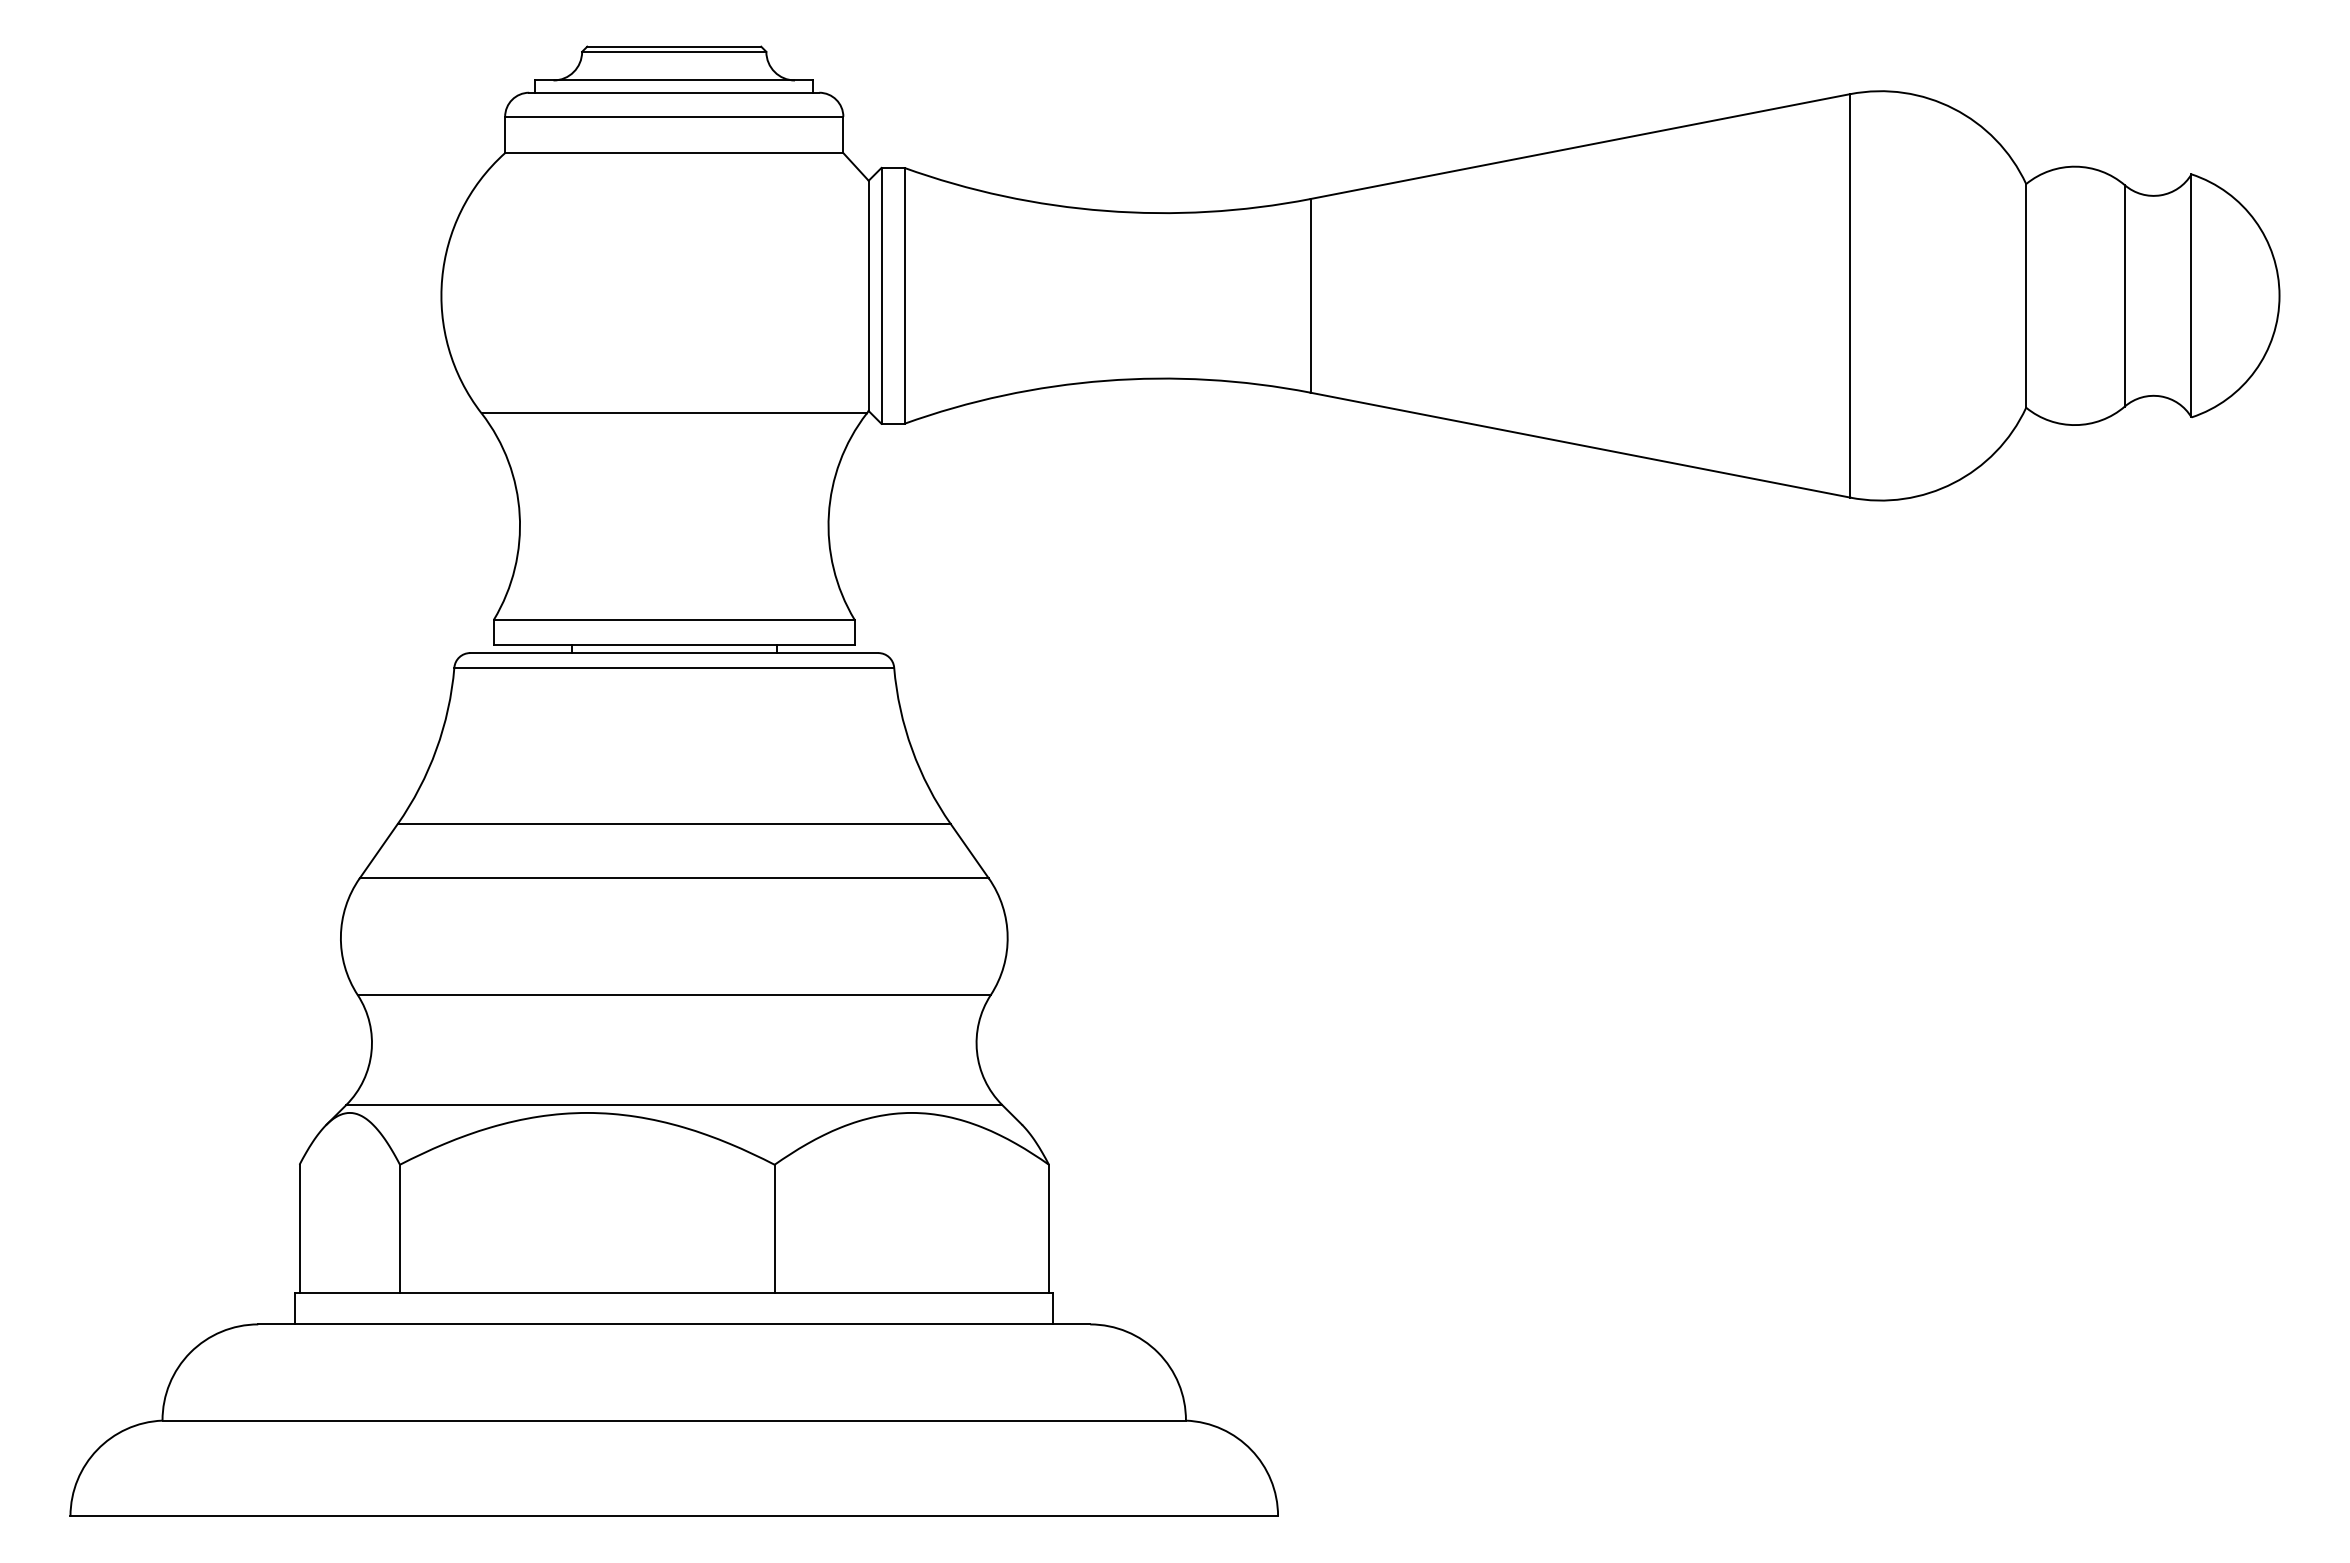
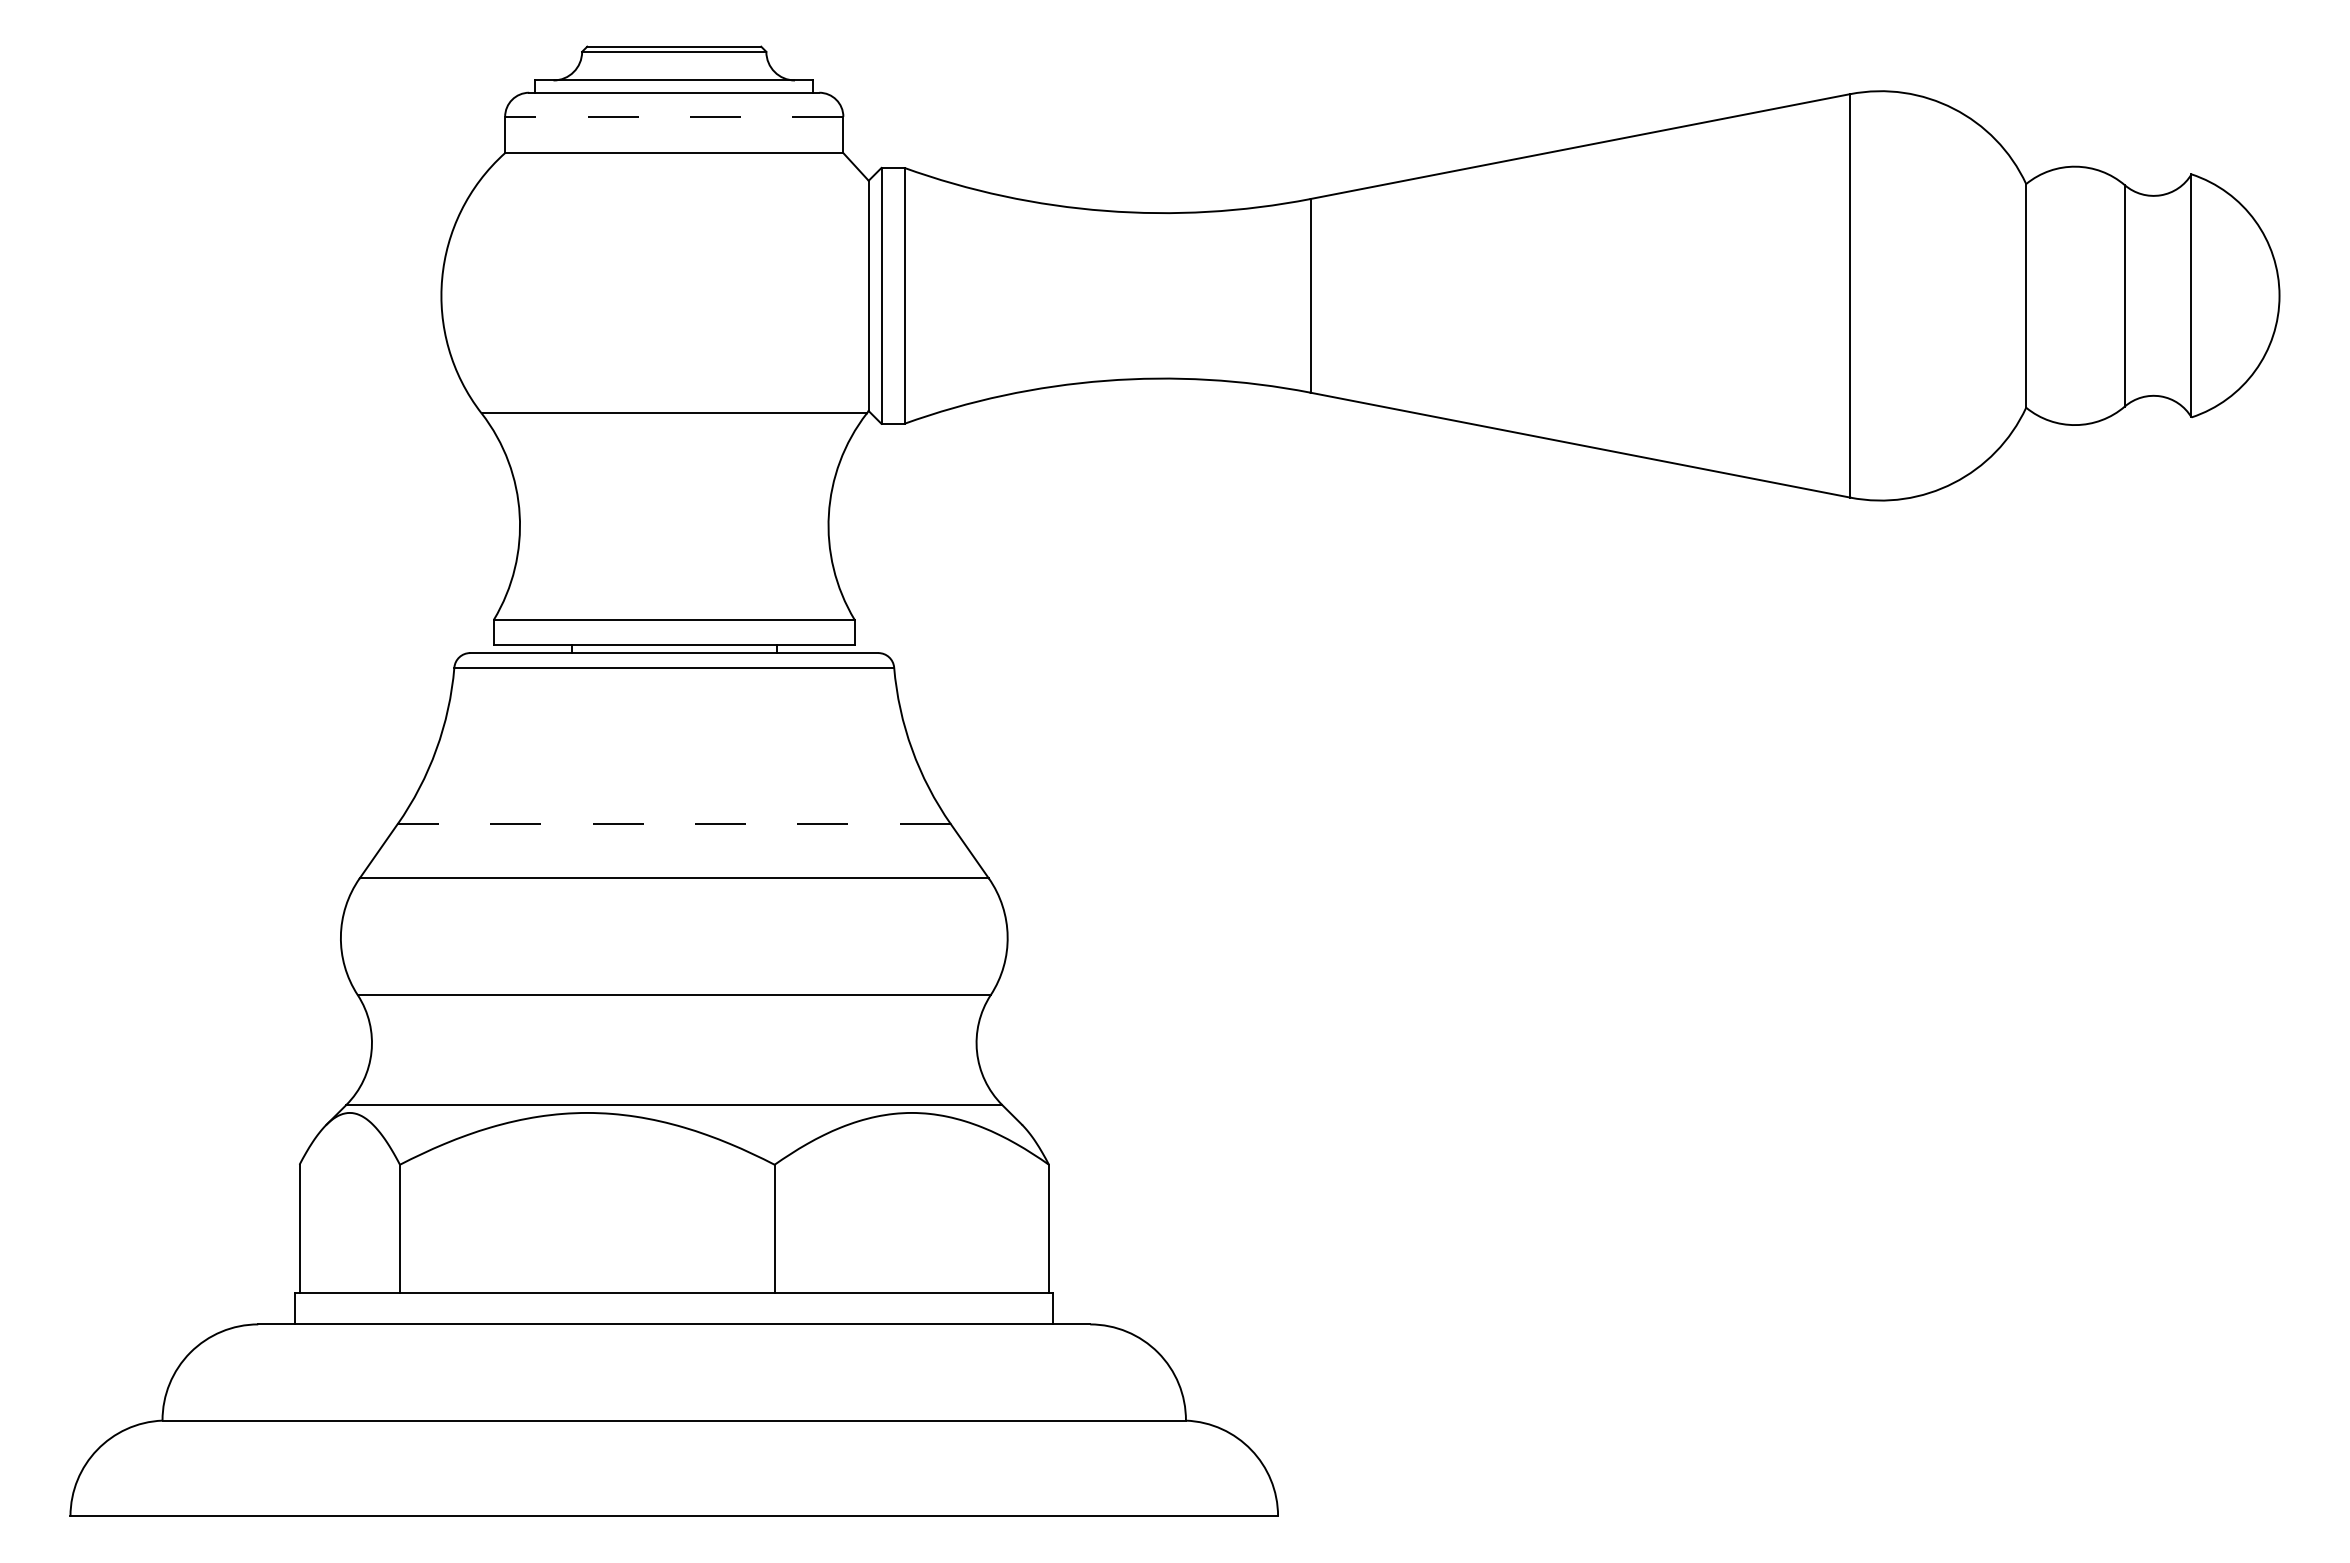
line: solid -> dashed (673, 116)
line: solid -> dashed (674, 824)
